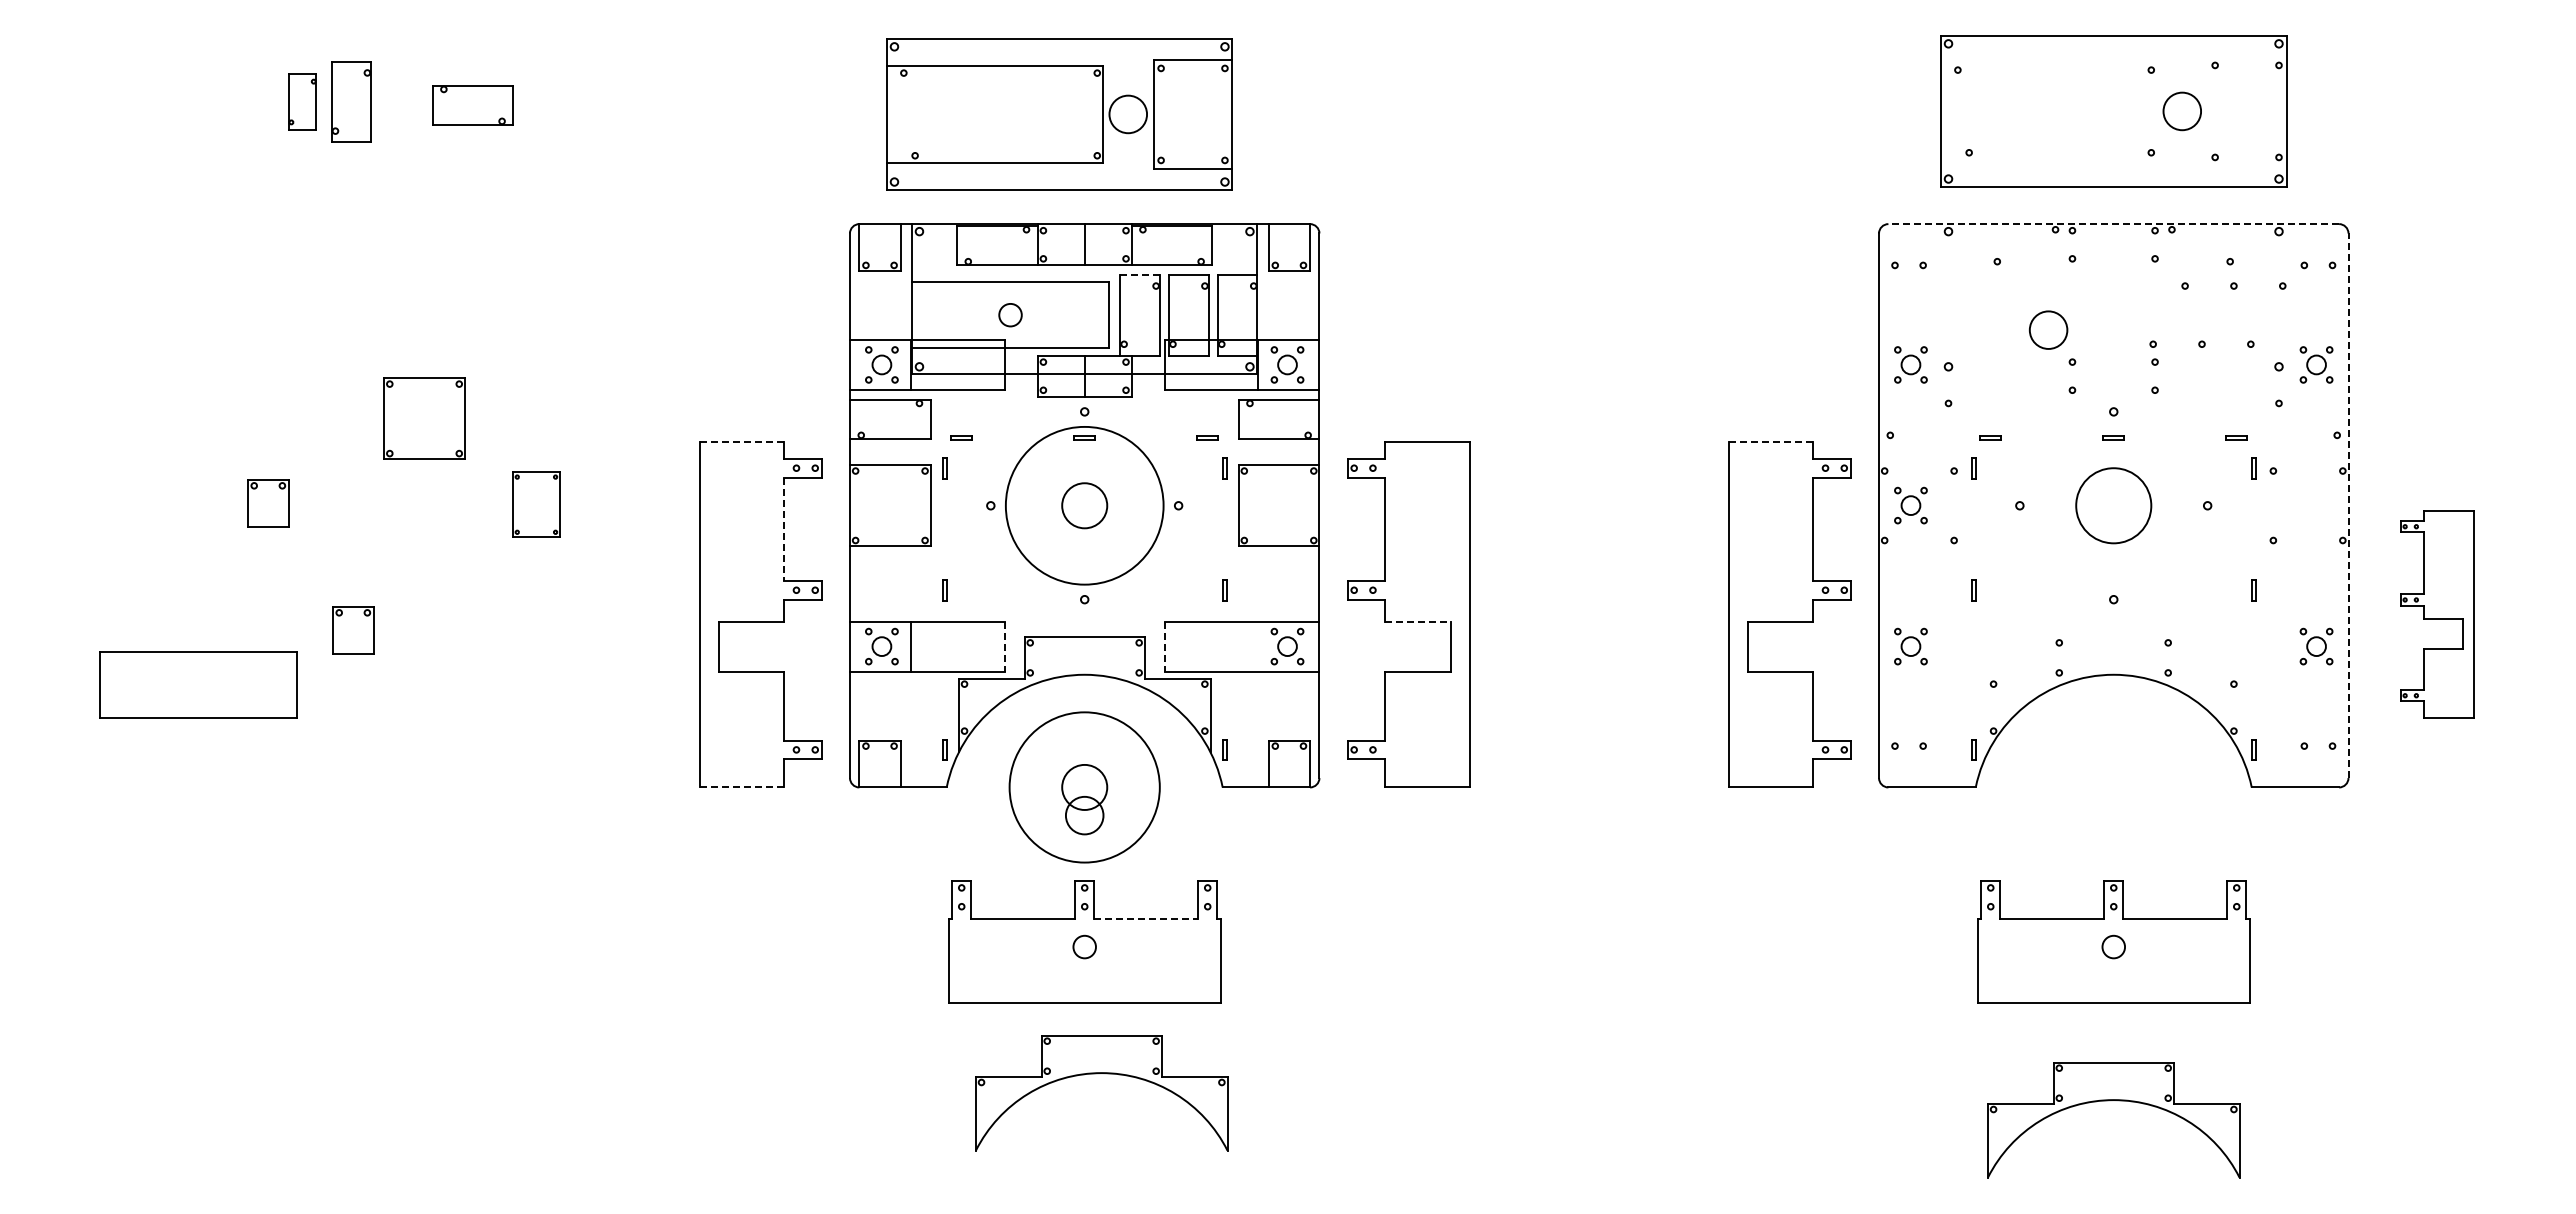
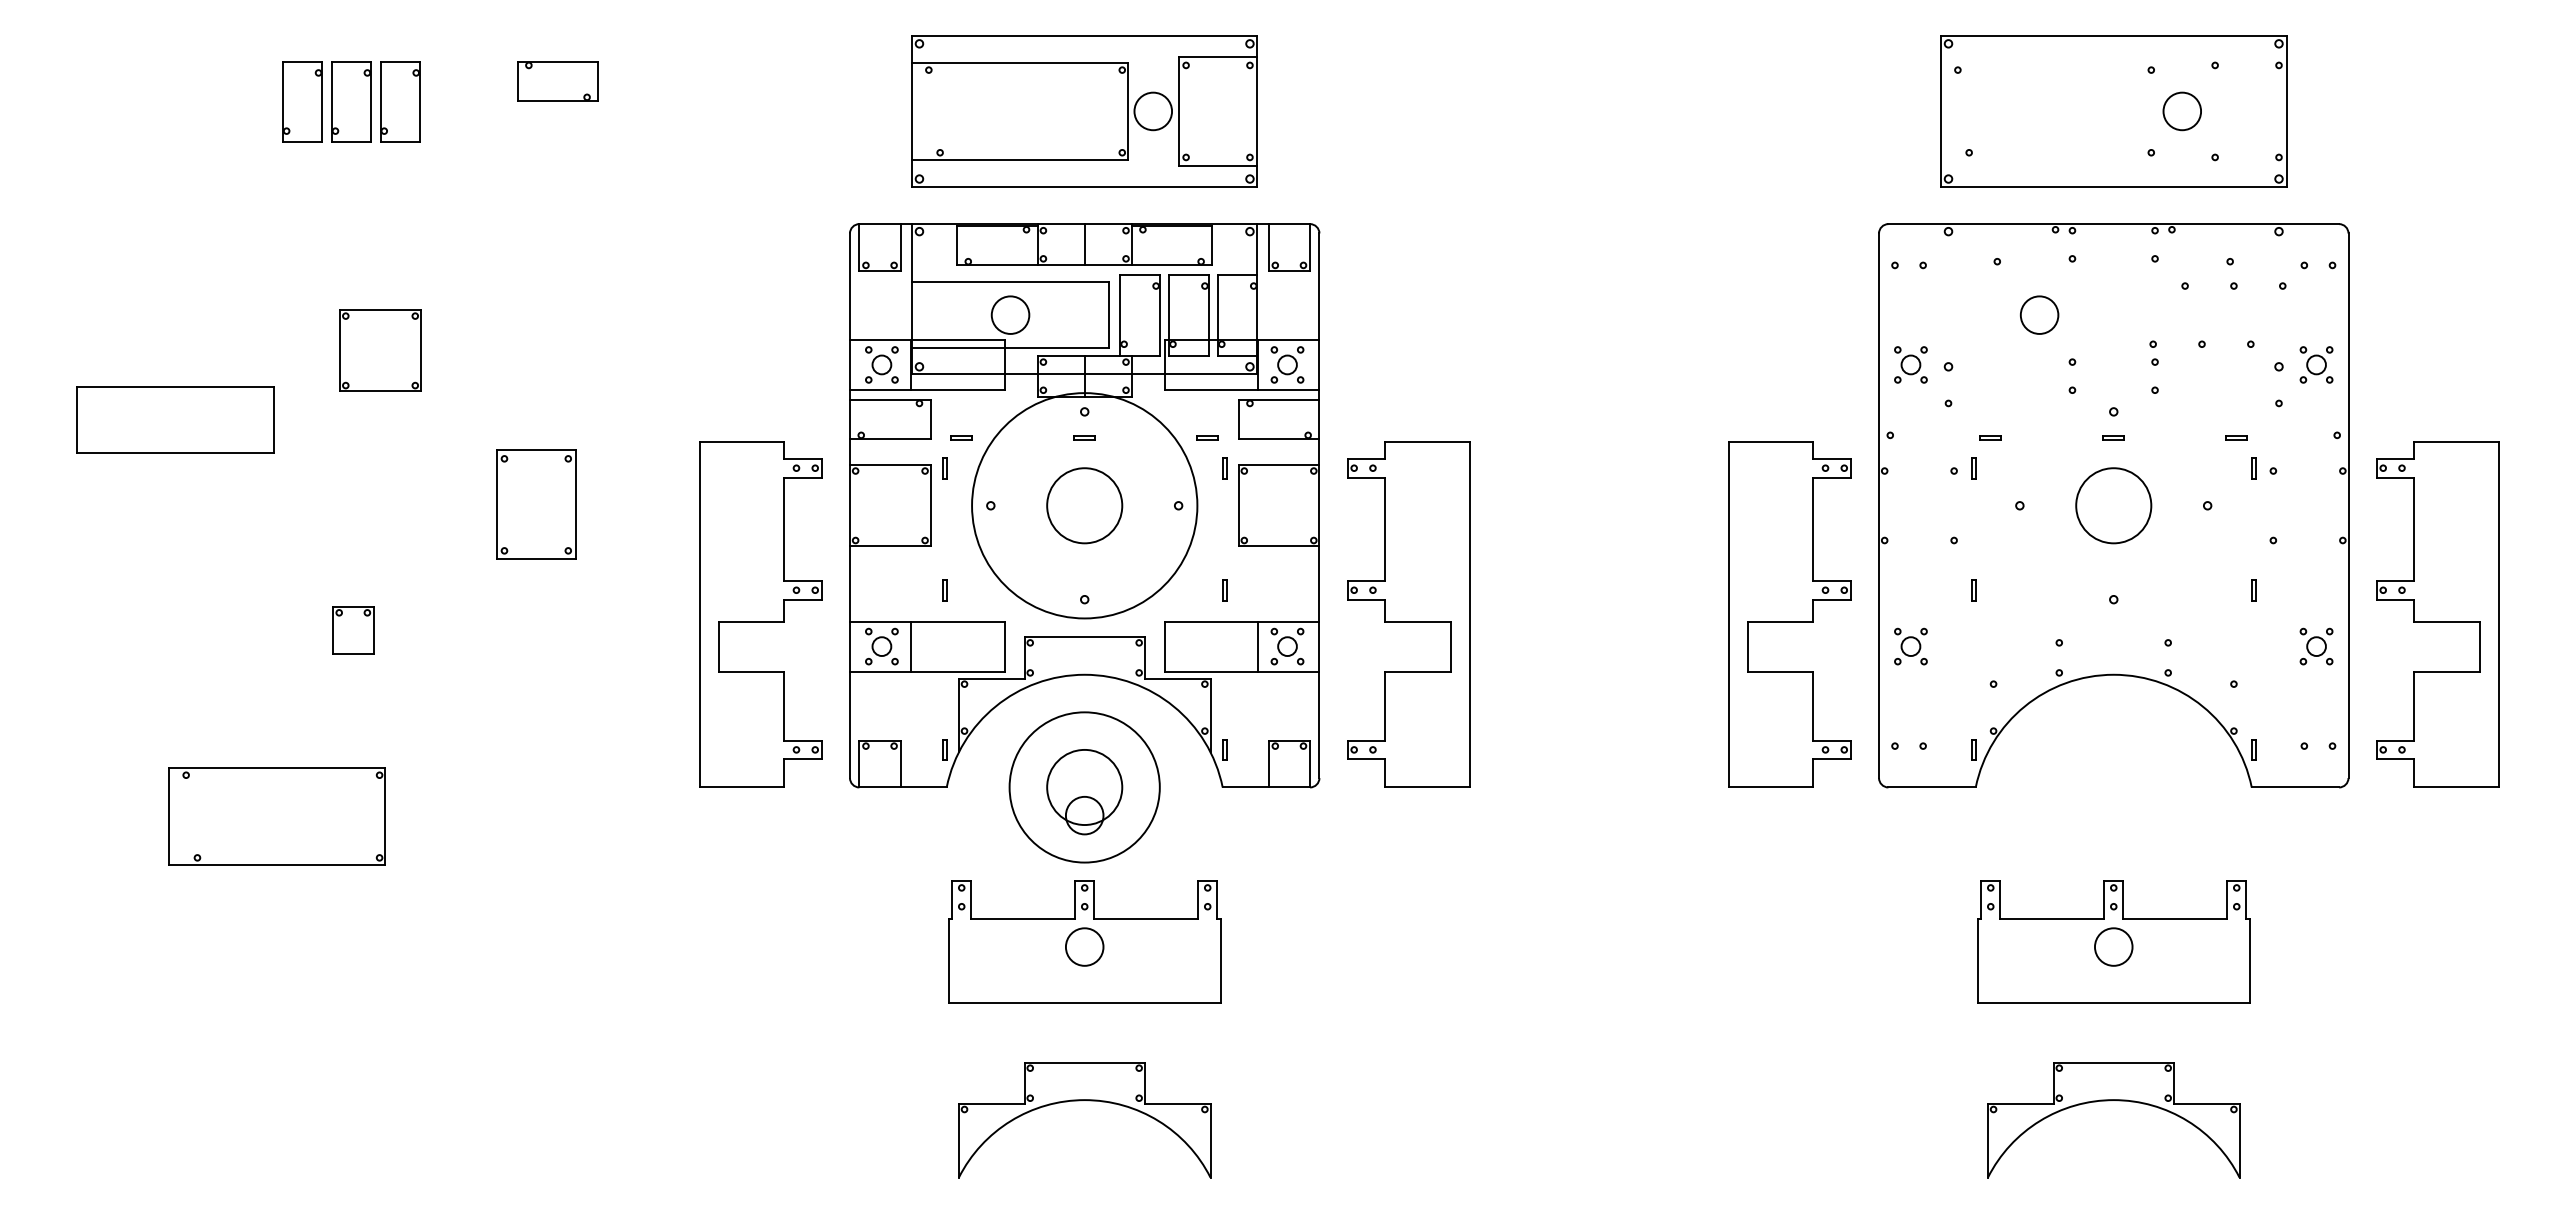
part size: 29x58 px -> 41x82 px (302, 101)
part: none -> present (400, 101)
part position: (472, 105) -> (557, 81) (557, 81)
part position: (1059, 114) -> (1084, 111) (1084, 111)
line: dashed -> solid (2113, 224)
line: dashed -> solid (1140, 274)
circle diameter: 23 px -> 38 px (1010, 314)
circle position: (2048, 329) -> (2039, 314) (2039, 314)
part position: (424, 418) -> (380, 350) (380, 350)
line: dashed -> solid (741, 441)
line: dashed -> solid (1770, 441)
part: present -> none (268, 503)
part size: 49x67 px -> 81x111 px (536, 504)
circle diameter: 158 px -> 225 px (1084, 505)
circle diameter: 45 px -> 75 px (1084, 505)
part: present -> none (1910, 505)
line: dashed -> solid (2348, 505)
line: dashed -> solid (784, 529)
part size: 75x209 px -> 124x347 px (2437, 614)
line: dashed -> solid (1418, 621)
line: dashed -> solid (1004, 646)
line: dashed -> solid (1164, 646)
line: none -> present (1258, 646)
part position: (198, 684) -> (175, 419) (175, 419)
circle diameter: 45 px -> 75 px (1084, 787)
line: dashed -> solid (741, 787)
part: none -> present (276, 816)
line: dashed -> solid (1146, 918)
circle diameter: 23 px -> 38 px (1084, 946)
circle diameter: 23 px -> 38 px (2113, 946)
part position: (1097, 1074) -> (1080, 1101) (1080, 1101)
